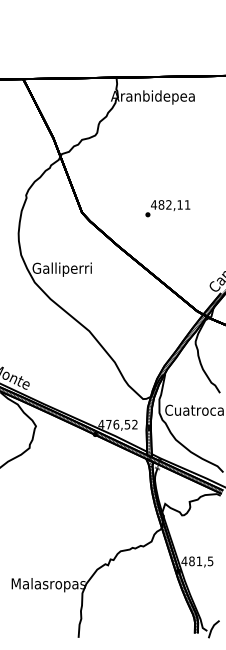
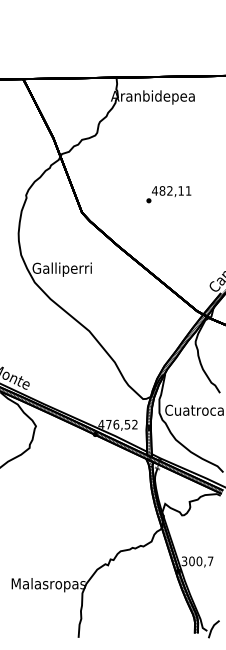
text position: (167, 208) -> (168, 194) (168, 194)
text: 481,5 -> 300,7 (197, 561)
